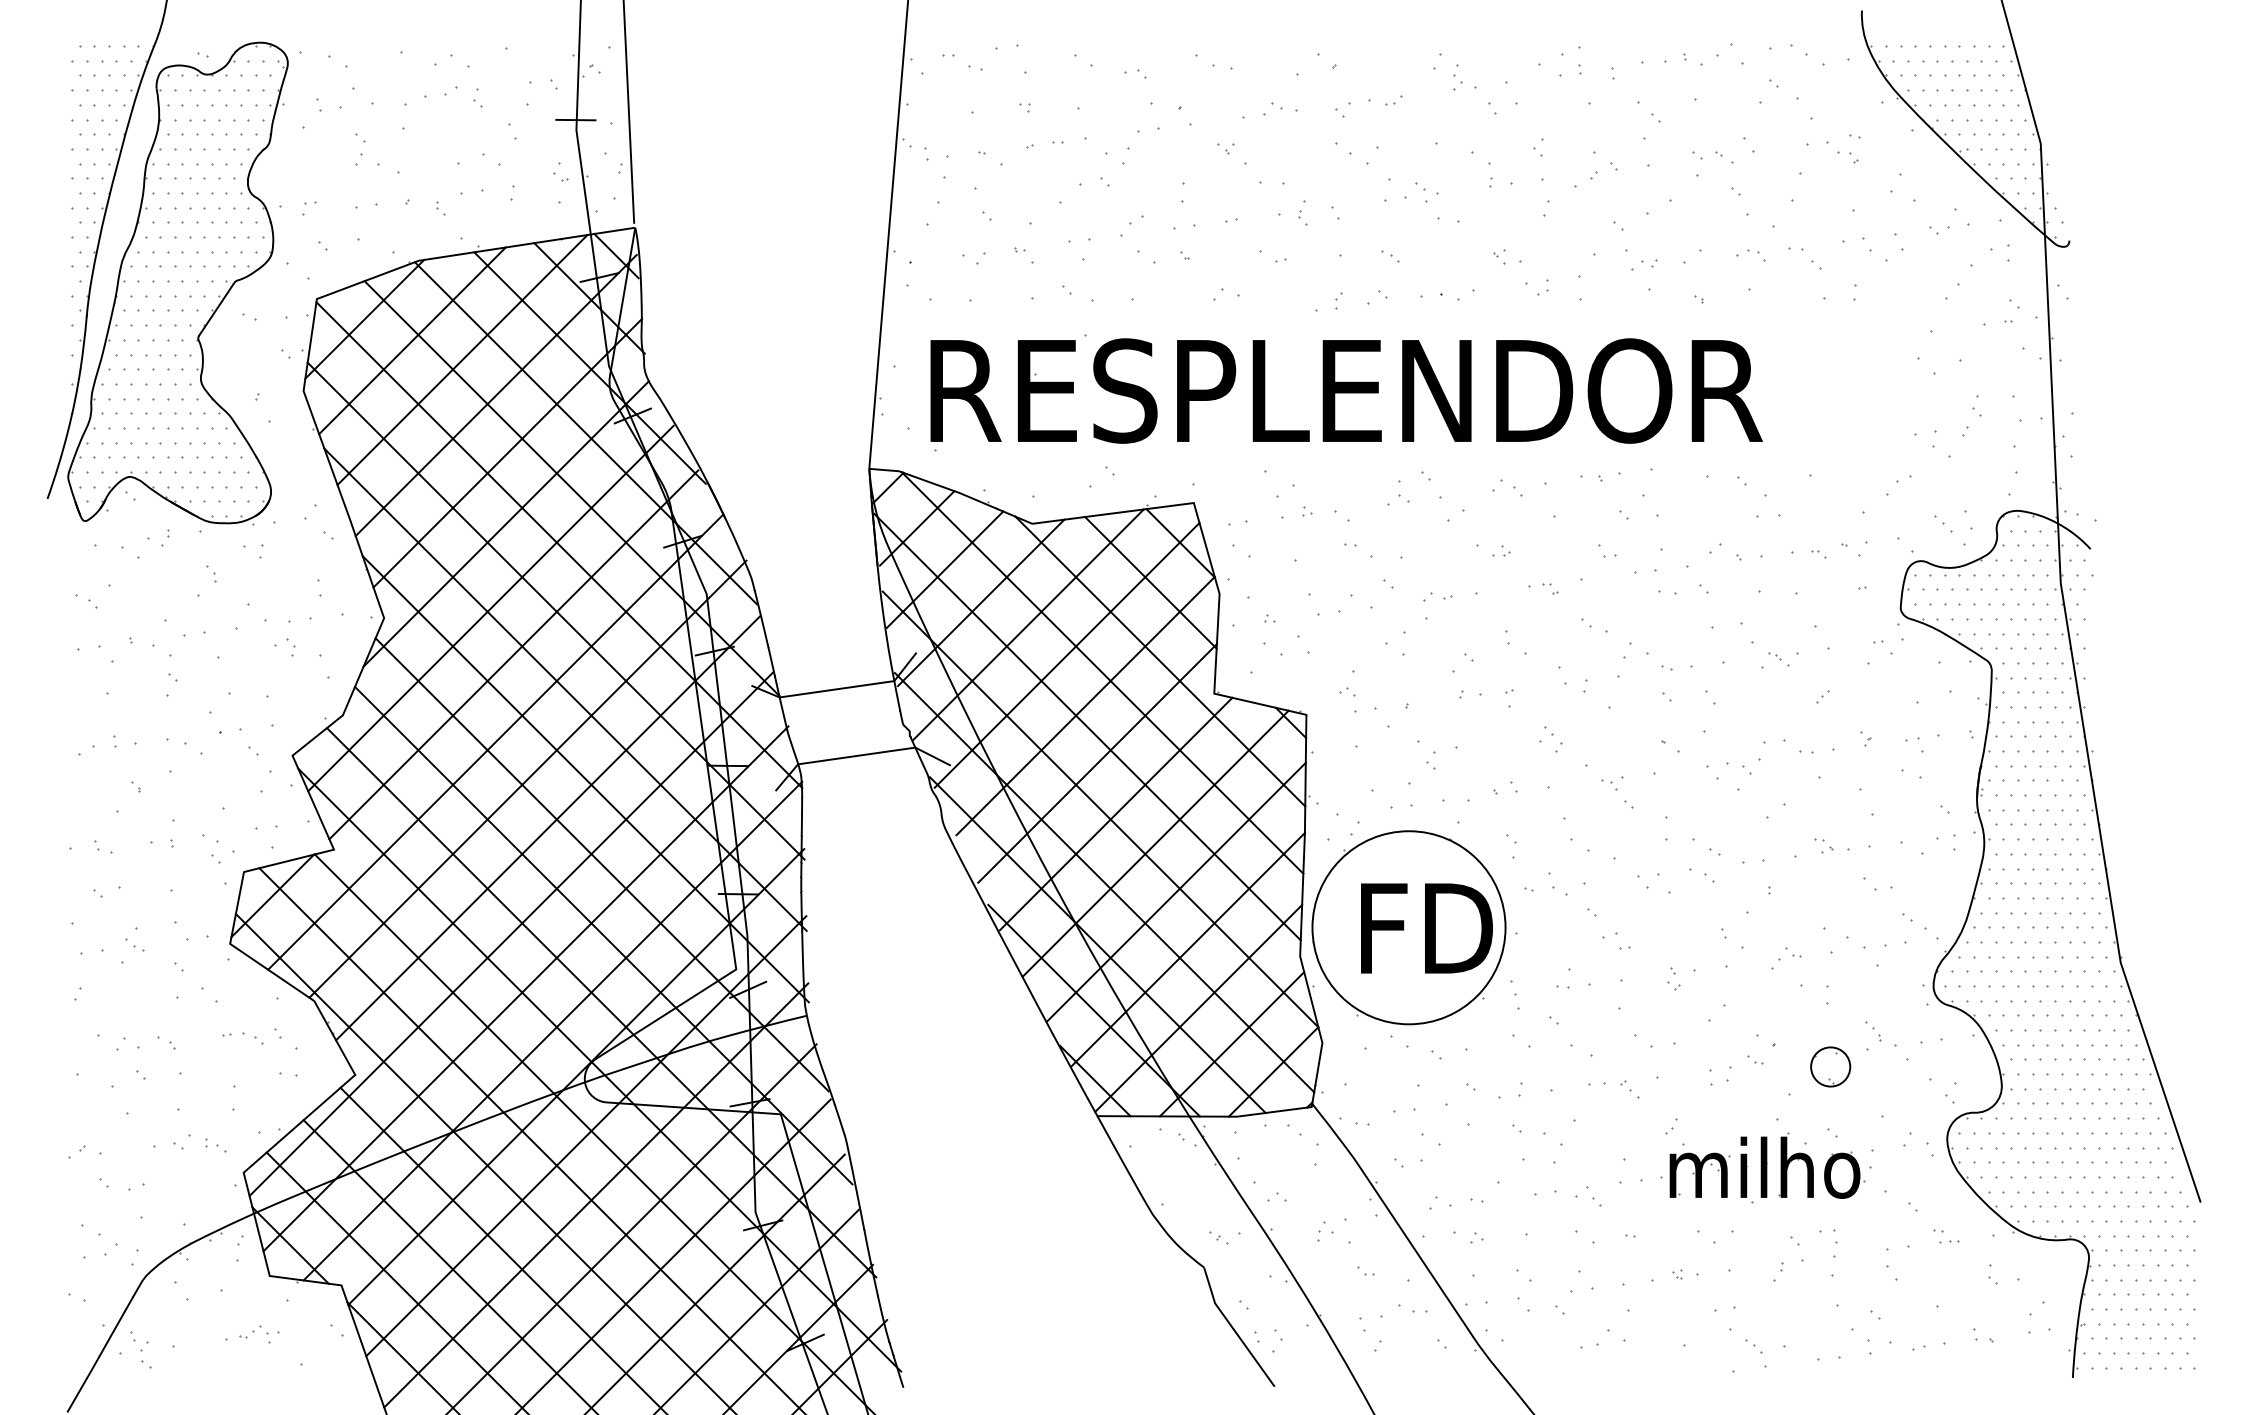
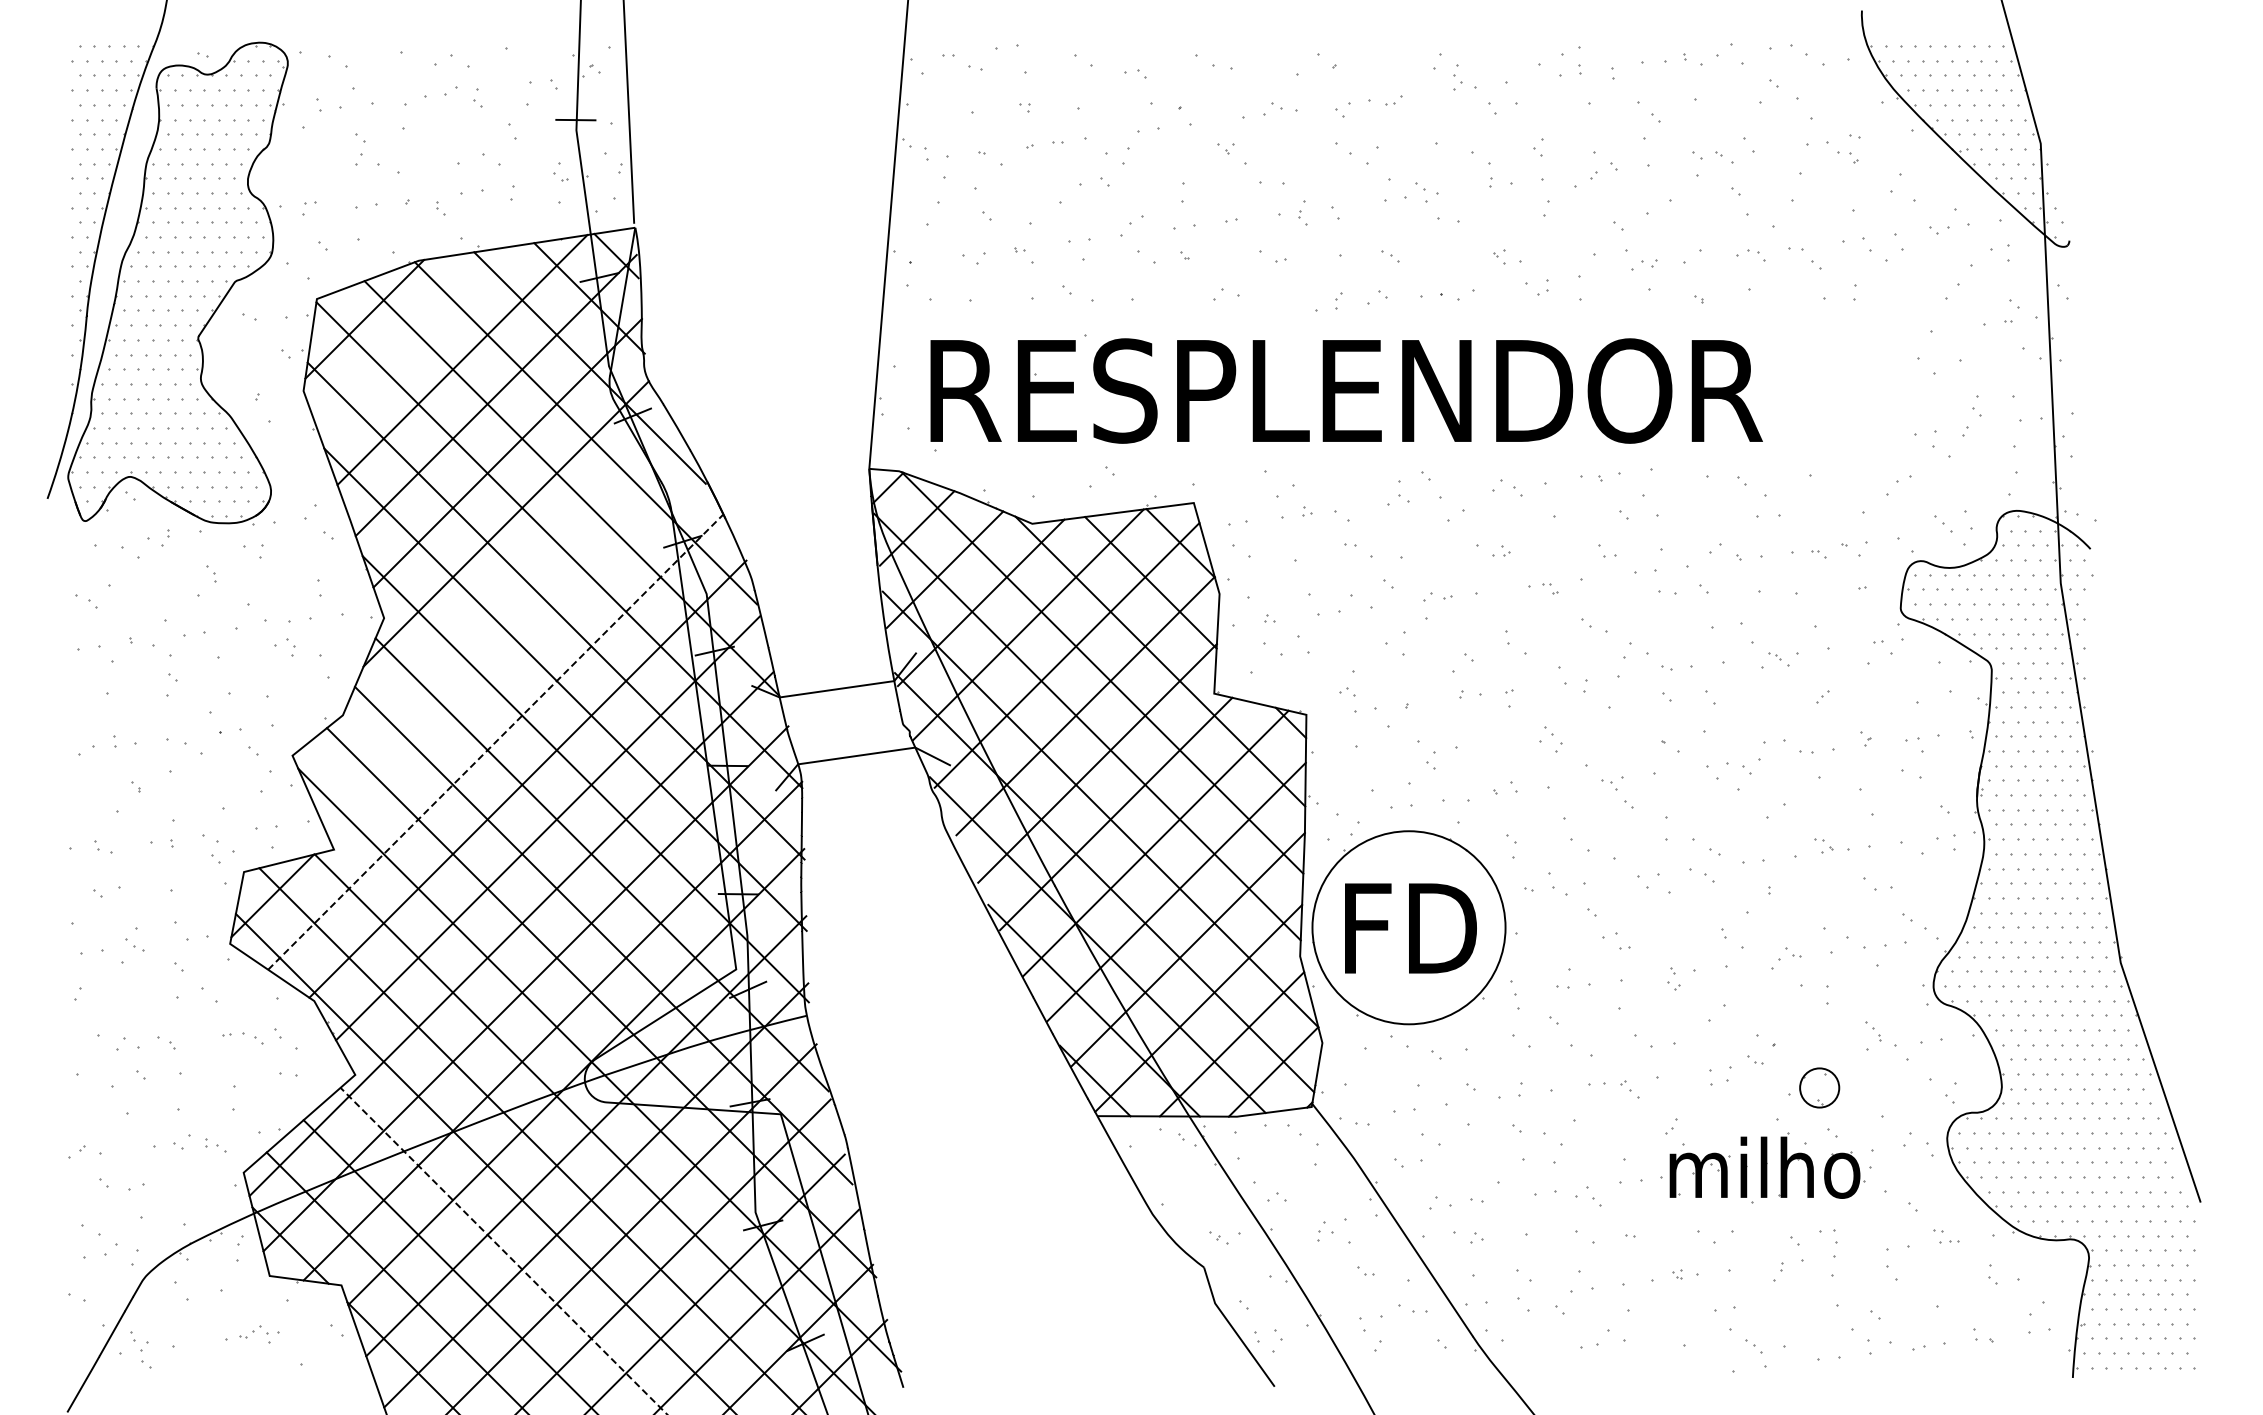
line: present -> none (412, 340)
line: present -> none (490, 608)
line: present -> none (513, 654)
line: solid -> dashed (495, 742)
text position: (1426, 928) -> (1410, 928) (1410, 928)
part position: (1830, 1066) -> (1819, 1087) (1819, 1087)
line: solid -> dashed (503, 1251)
